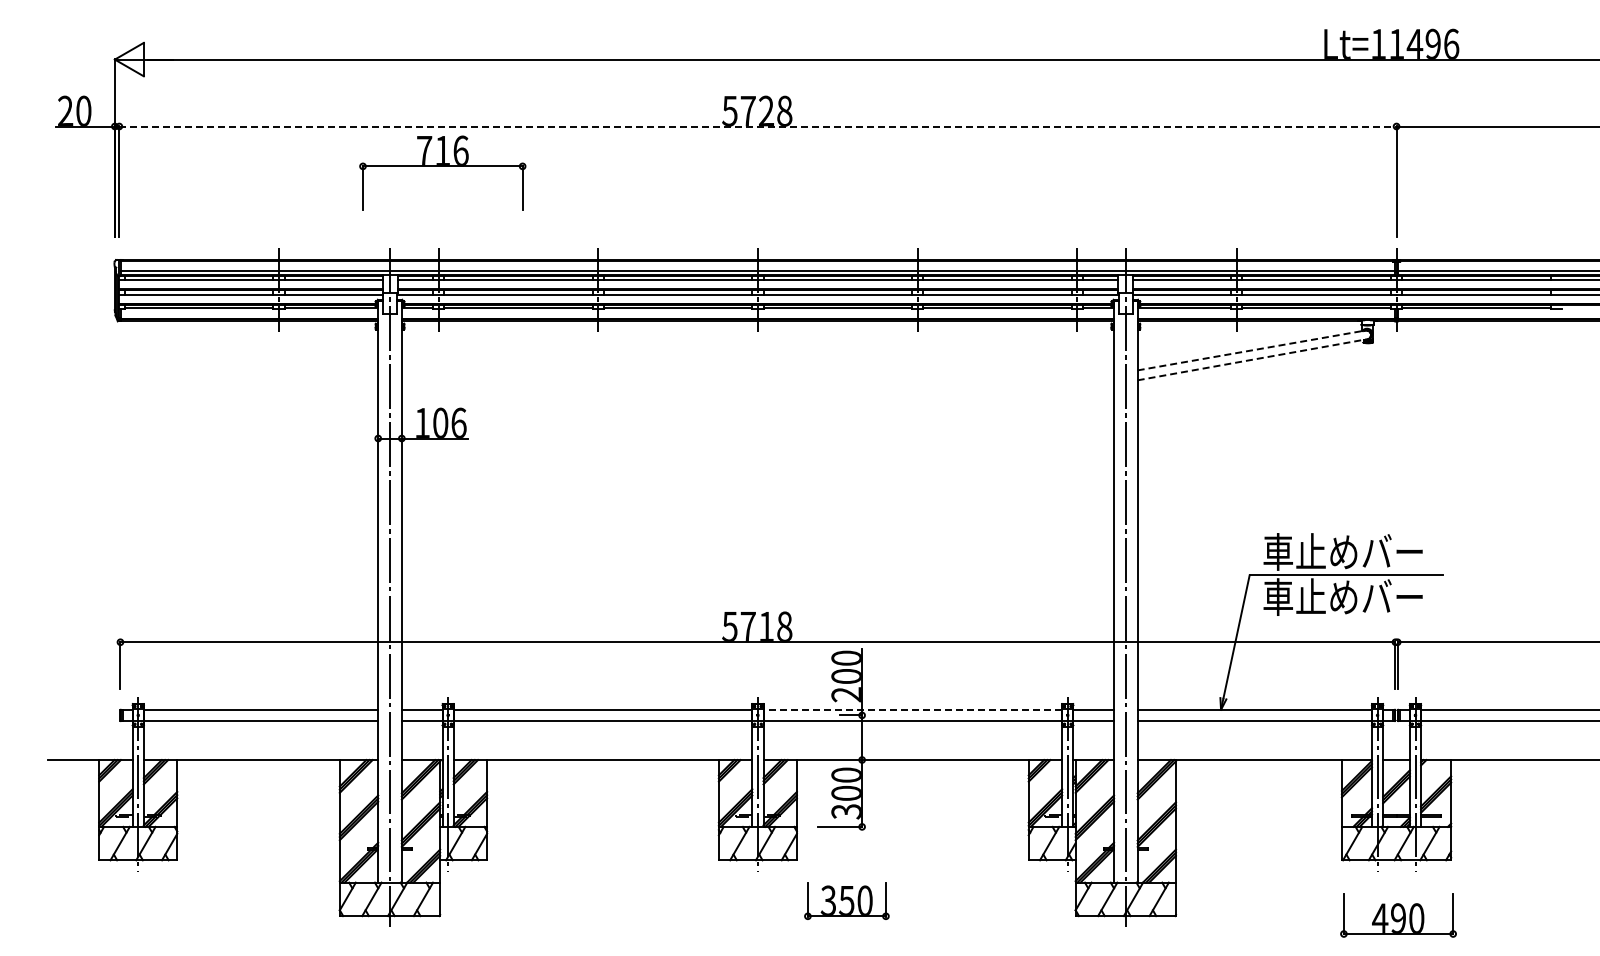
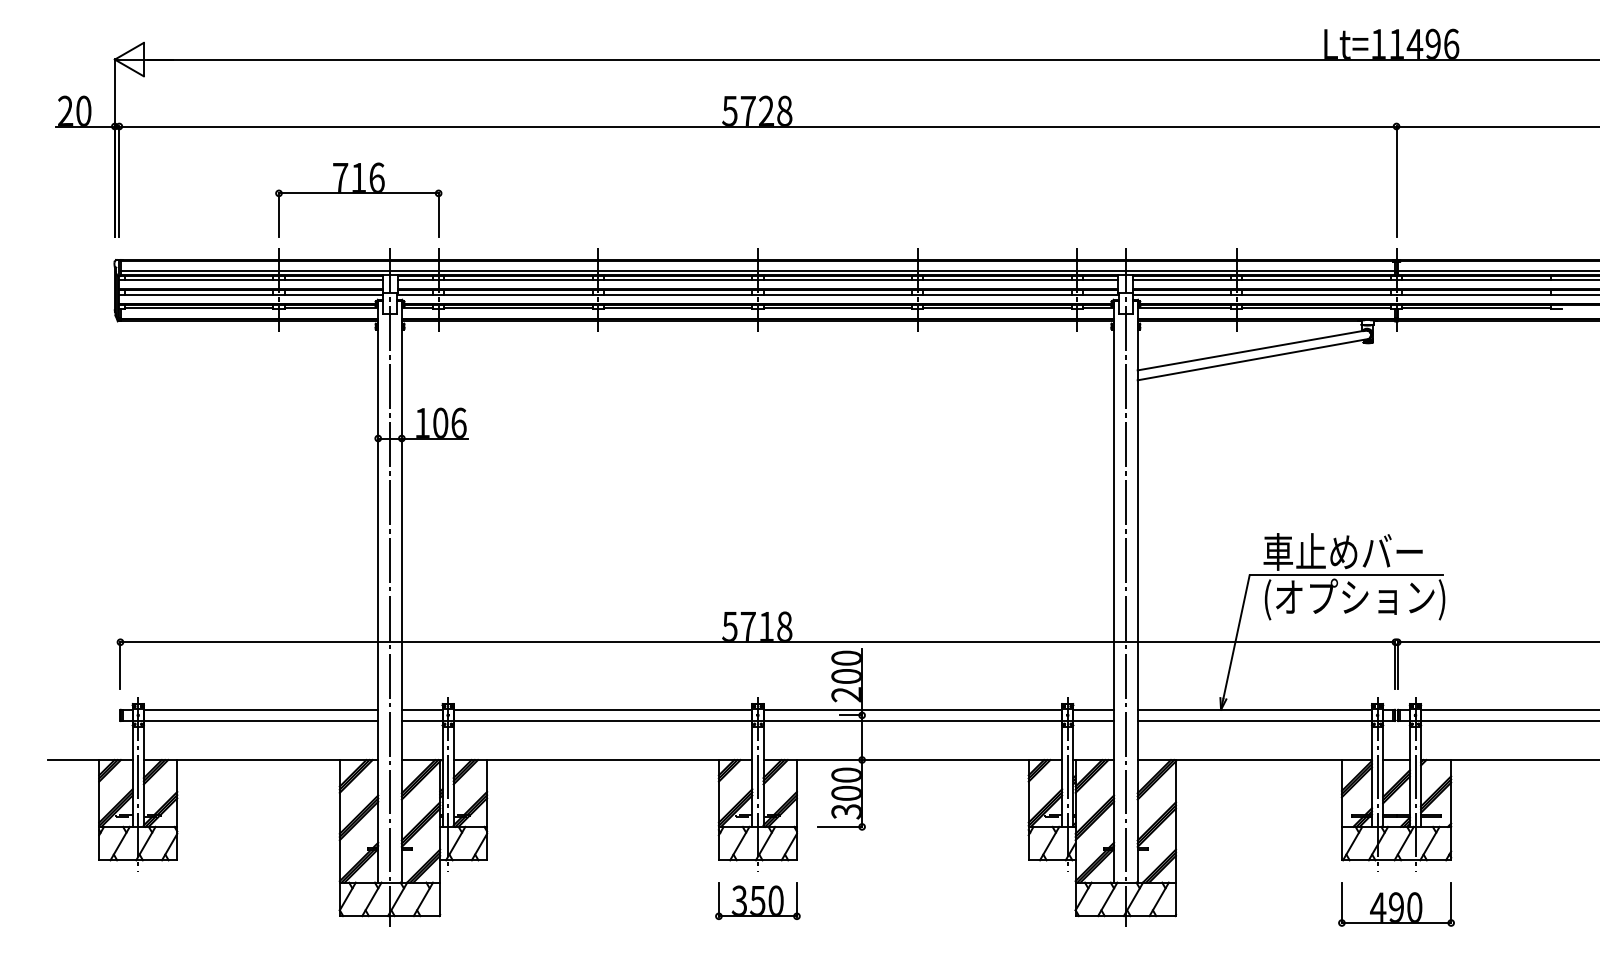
line: dashed -> solid (757, 126)
part position: (442, 172) -> (358, 199) (358, 199)
line: dashed -> solid (1250, 350)
line: dashed -> solid (1253, 359)
text: 車止めバー -> (オプション) (1354, 599)
line: dashed -> solid (912, 709)
part position: (846, 900) -> (757, 900) (757, 900)
part position: (1398, 915) -> (1396, 904) (1396, 904)
